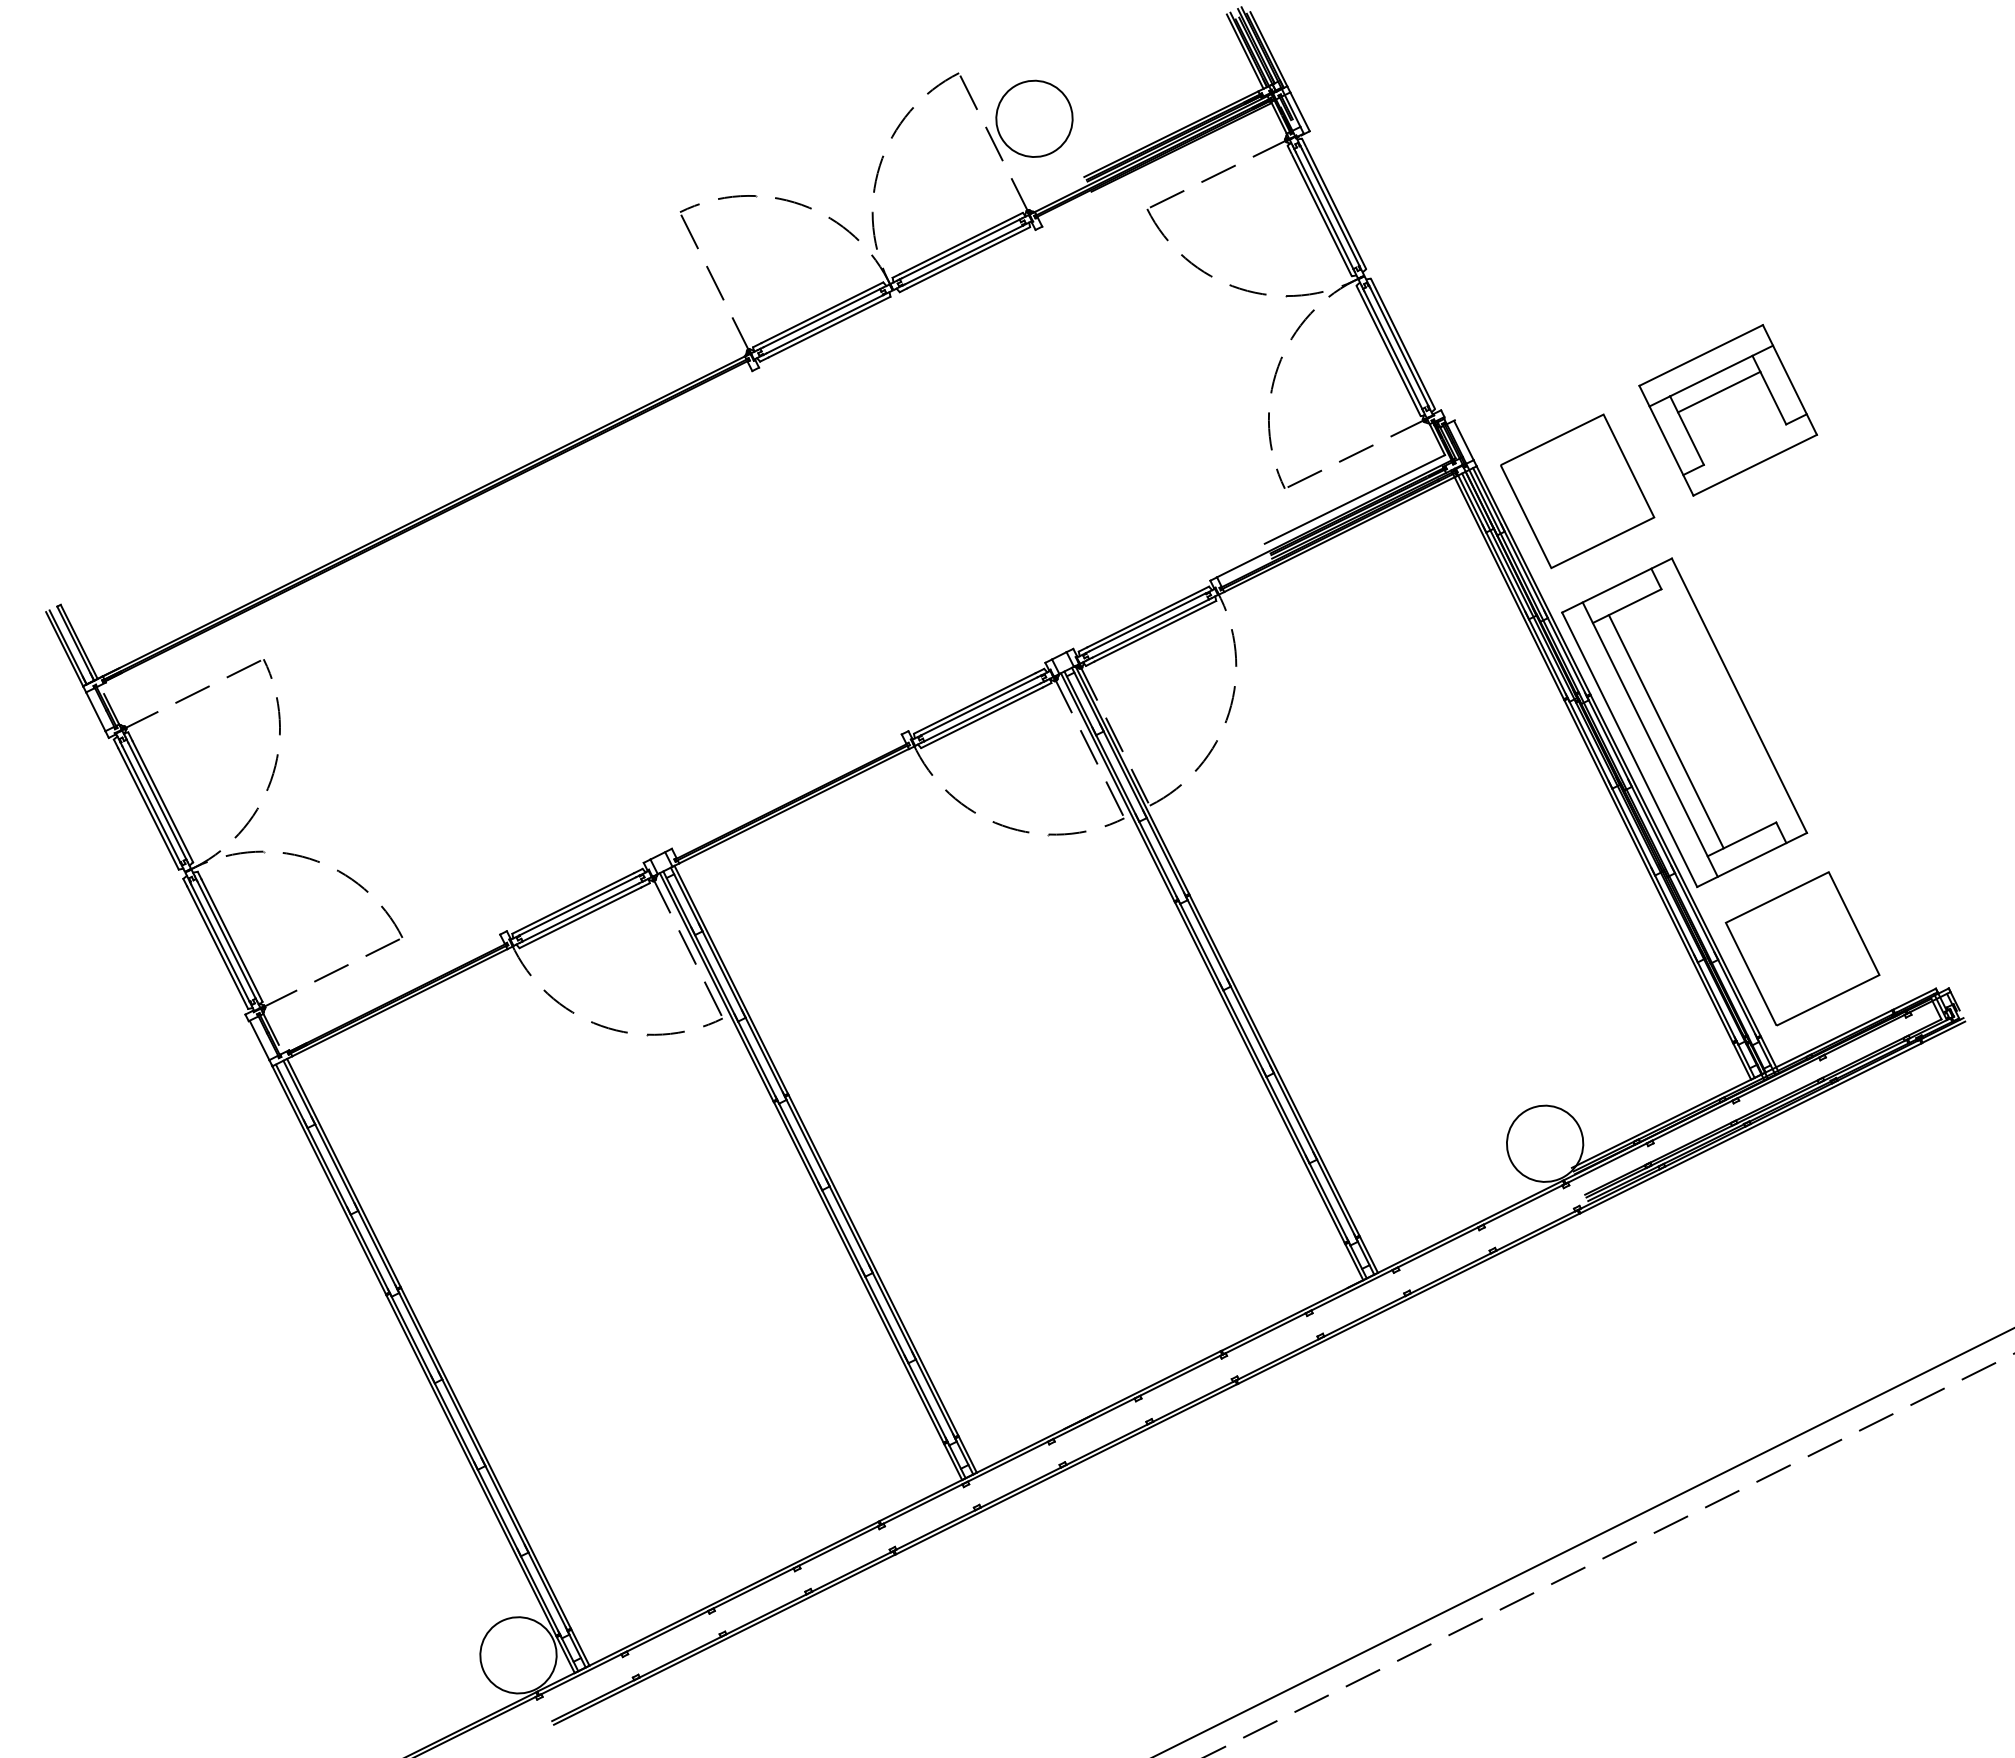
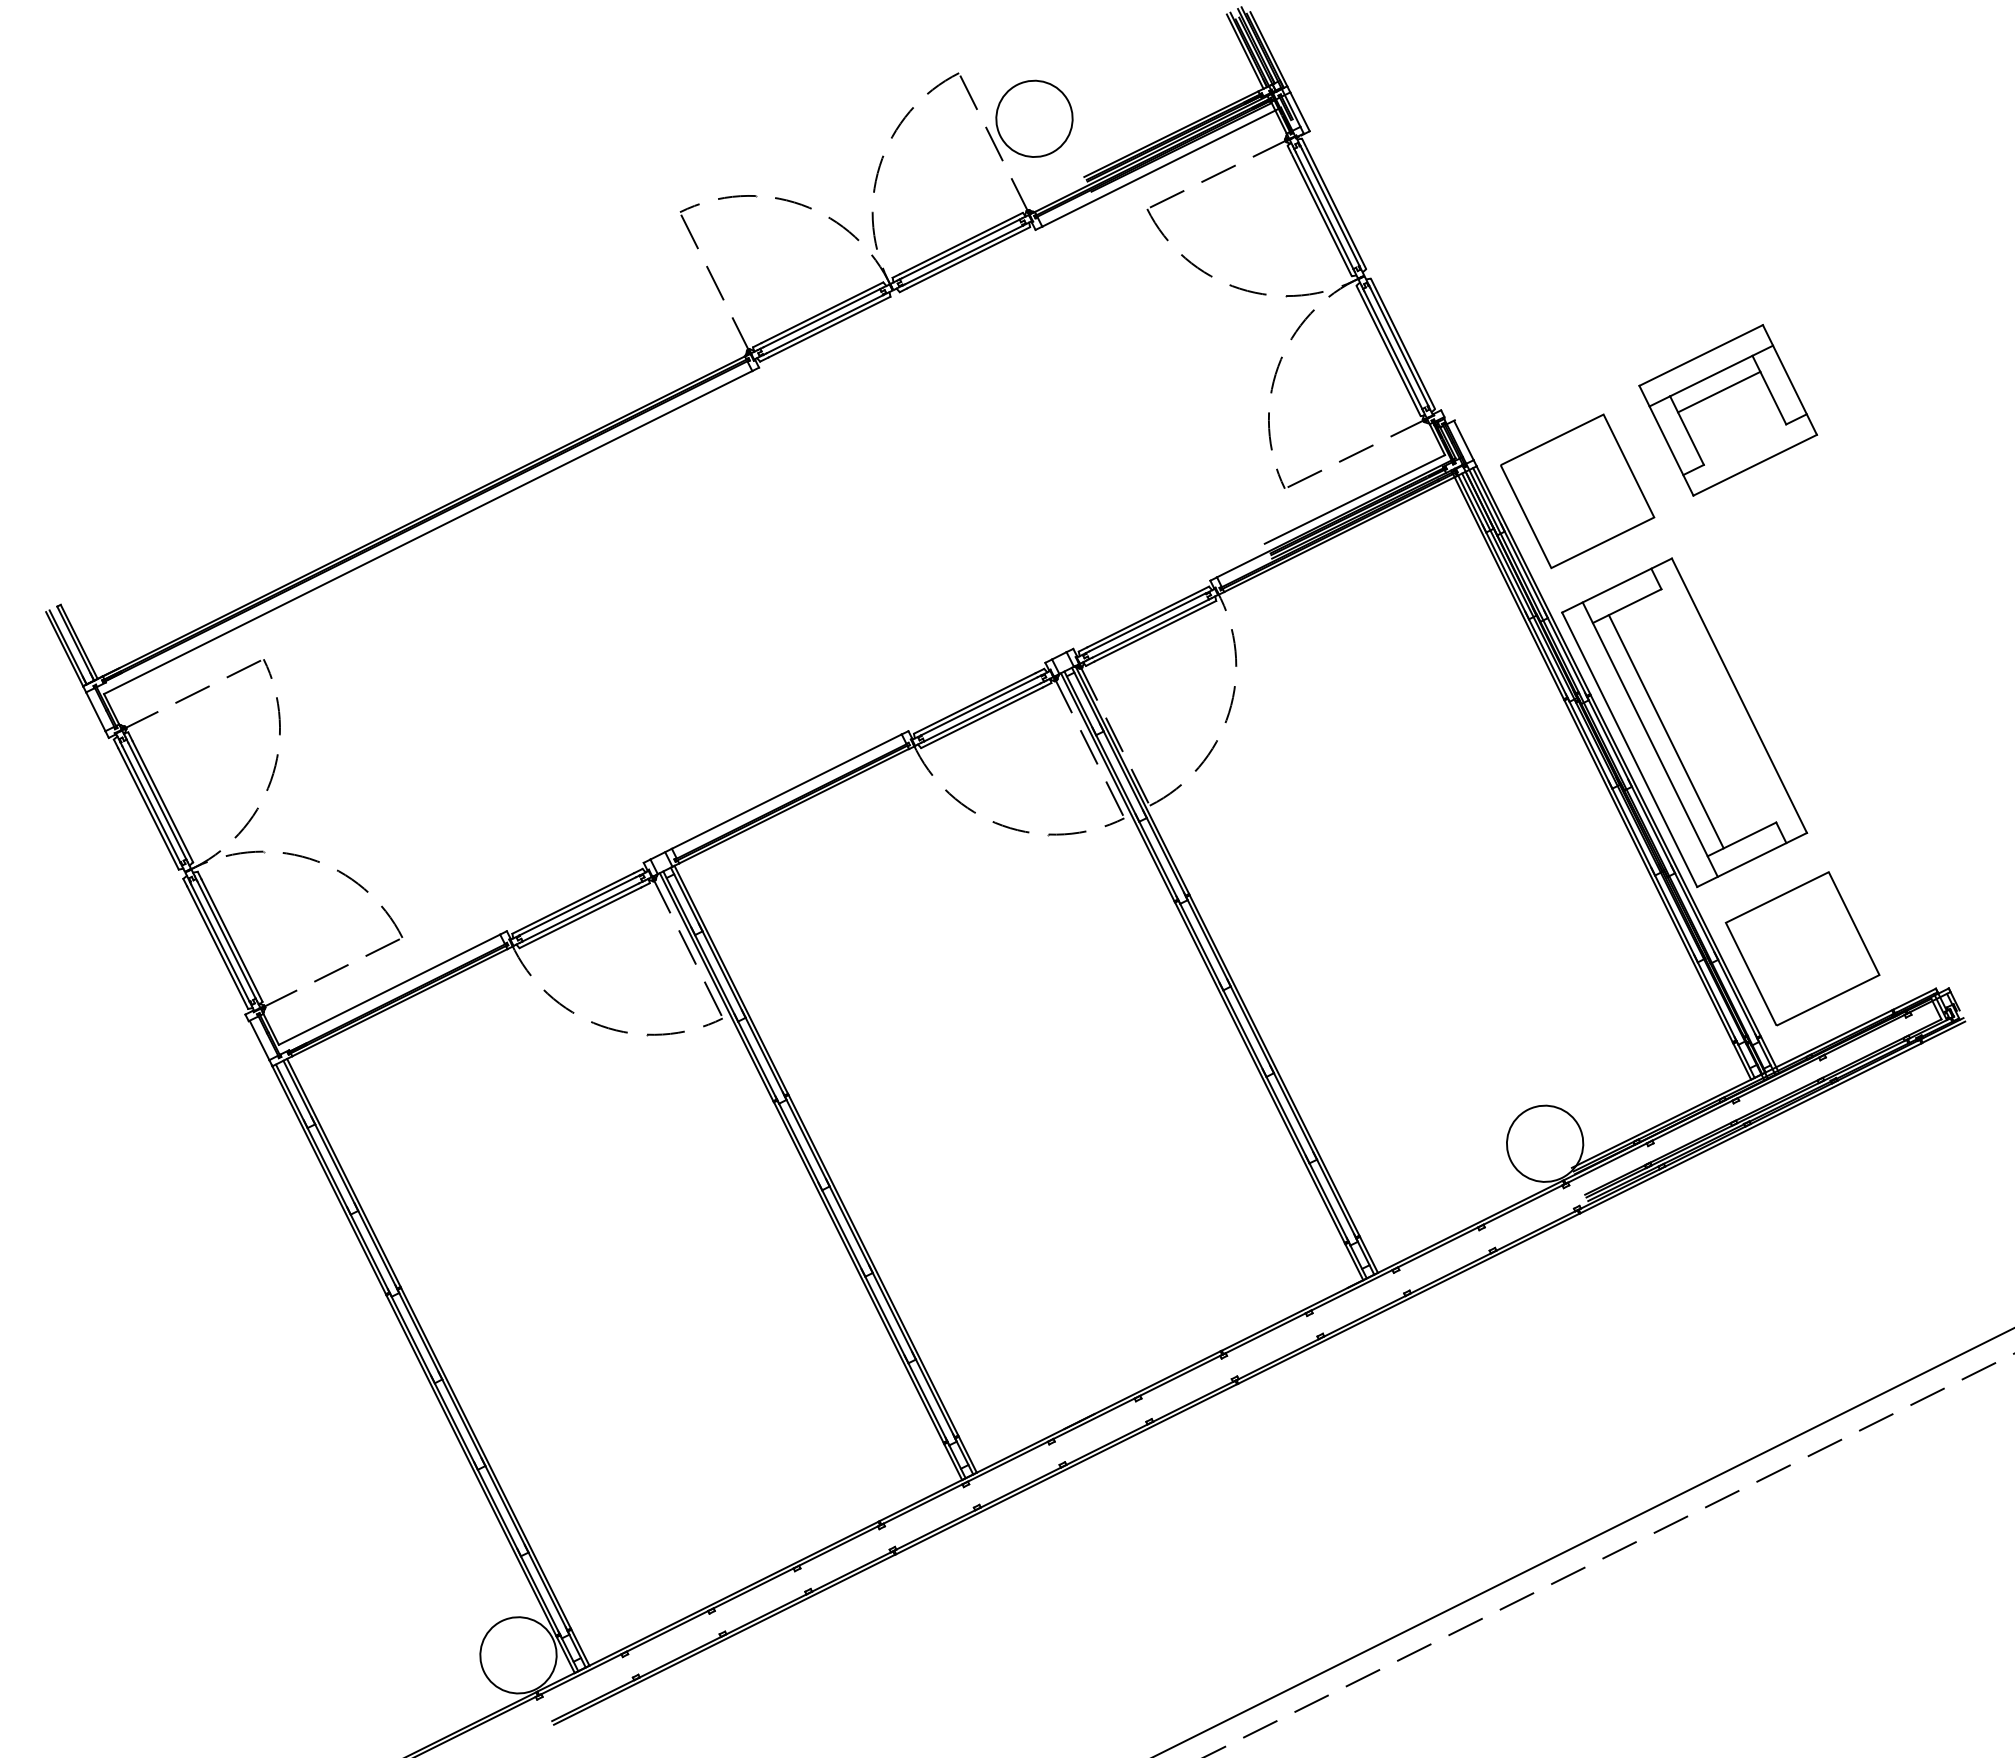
line: none -> present (1161, 166)
line: none -> present (428, 532)
line: none -> present (786, 791)
line: none -> present (389, 989)
